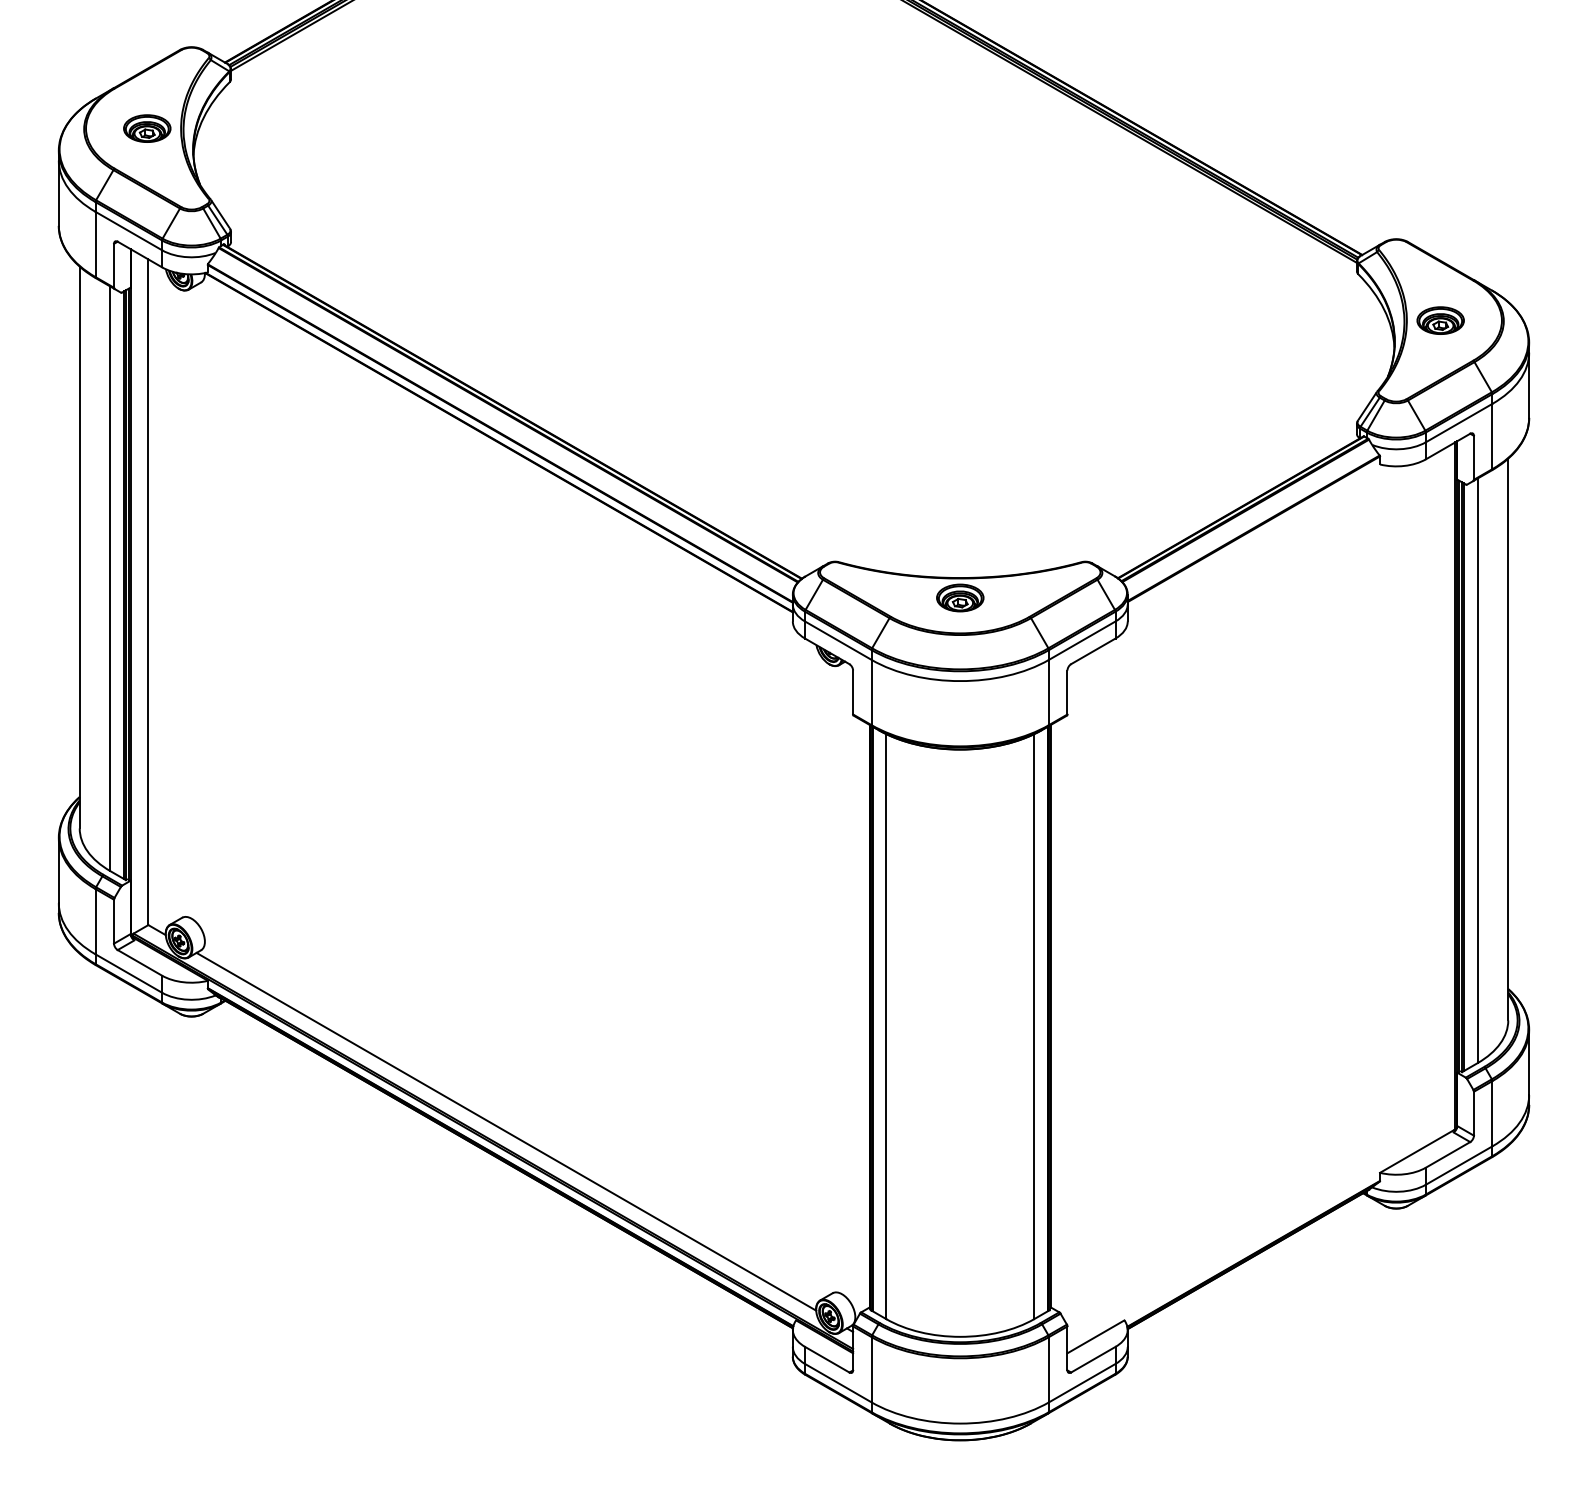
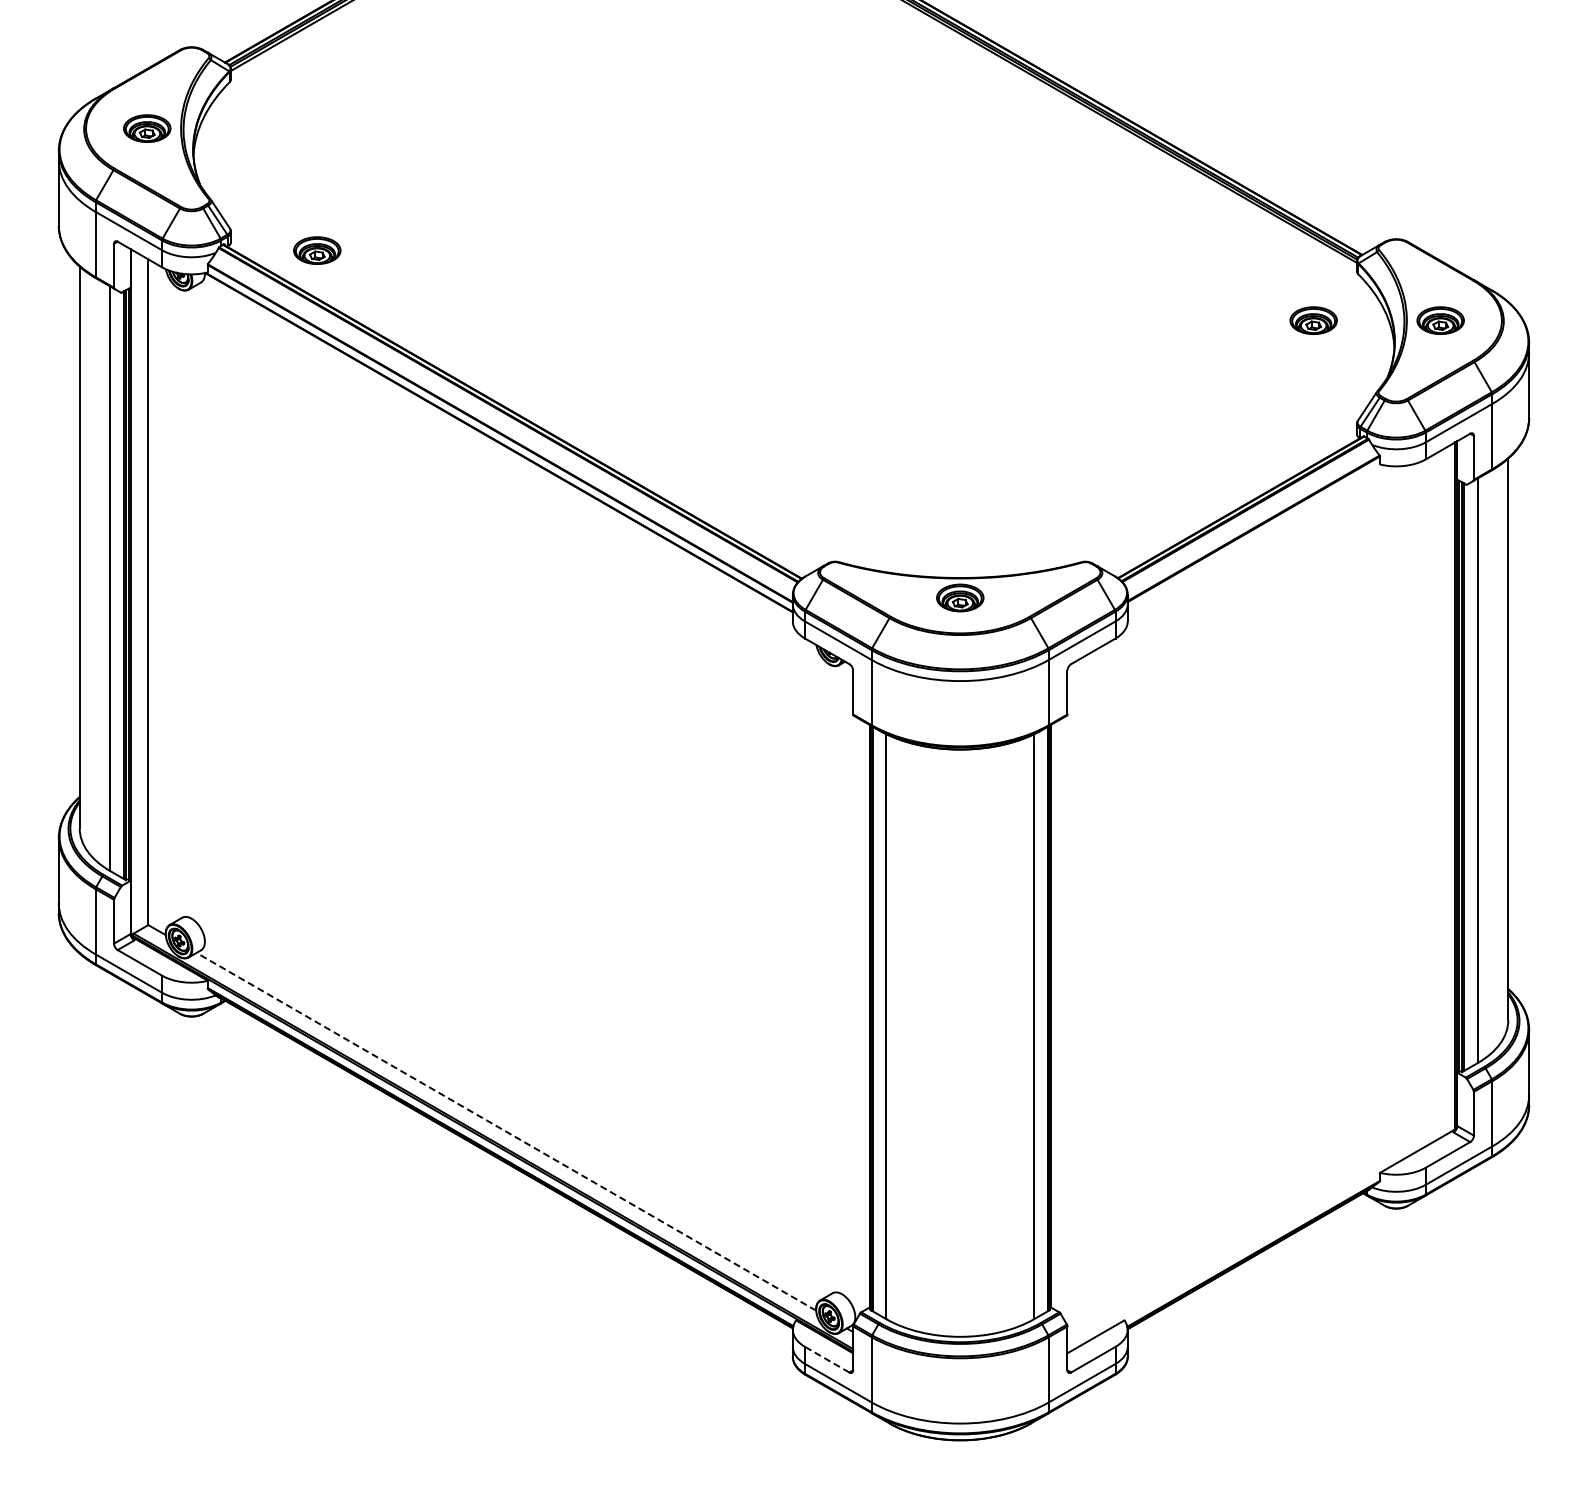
part: none -> present (317, 250)
part: none -> present (1313, 320)
line: solid -> dashed (506, 1131)
line: solid -> dashed (827, 1359)
